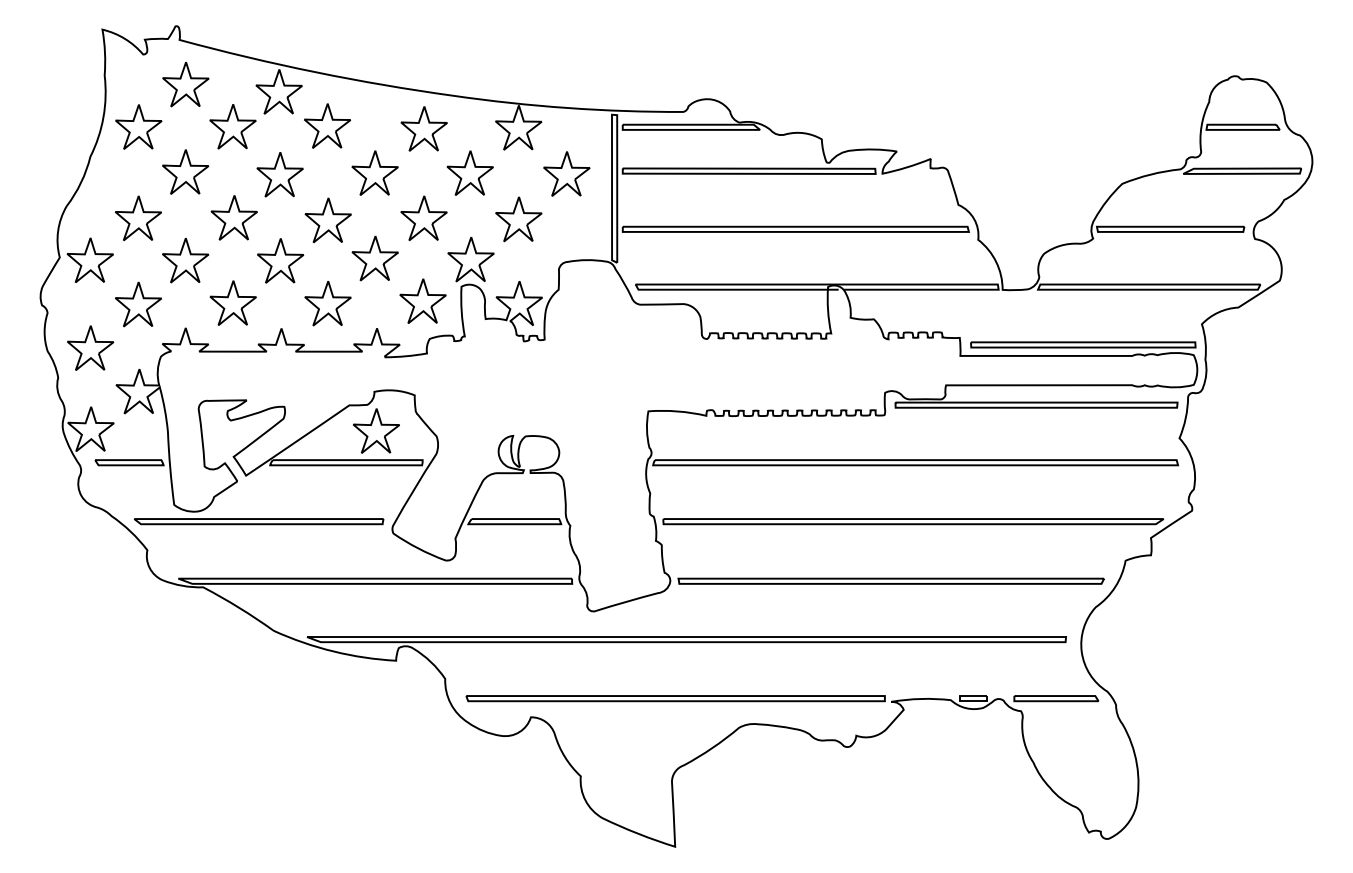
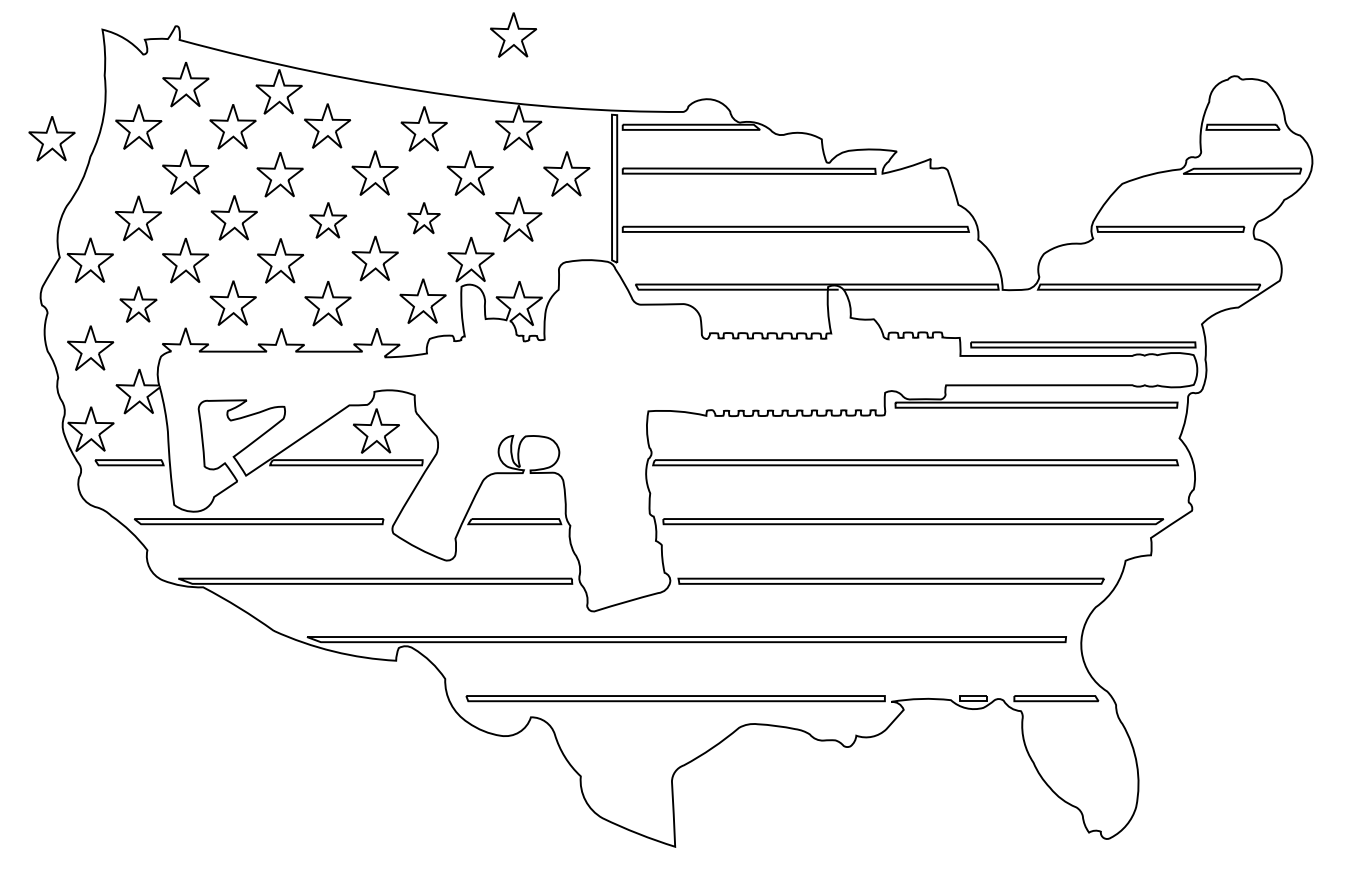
part: none -> present (513, 34)
part: none -> present (51, 138)
part size: 48x46 px -> 34x33 px (423, 218)
part size: 48x47 px -> 39x37 px (328, 220)
part size: 47x47 px -> 39x37 px (138, 304)
